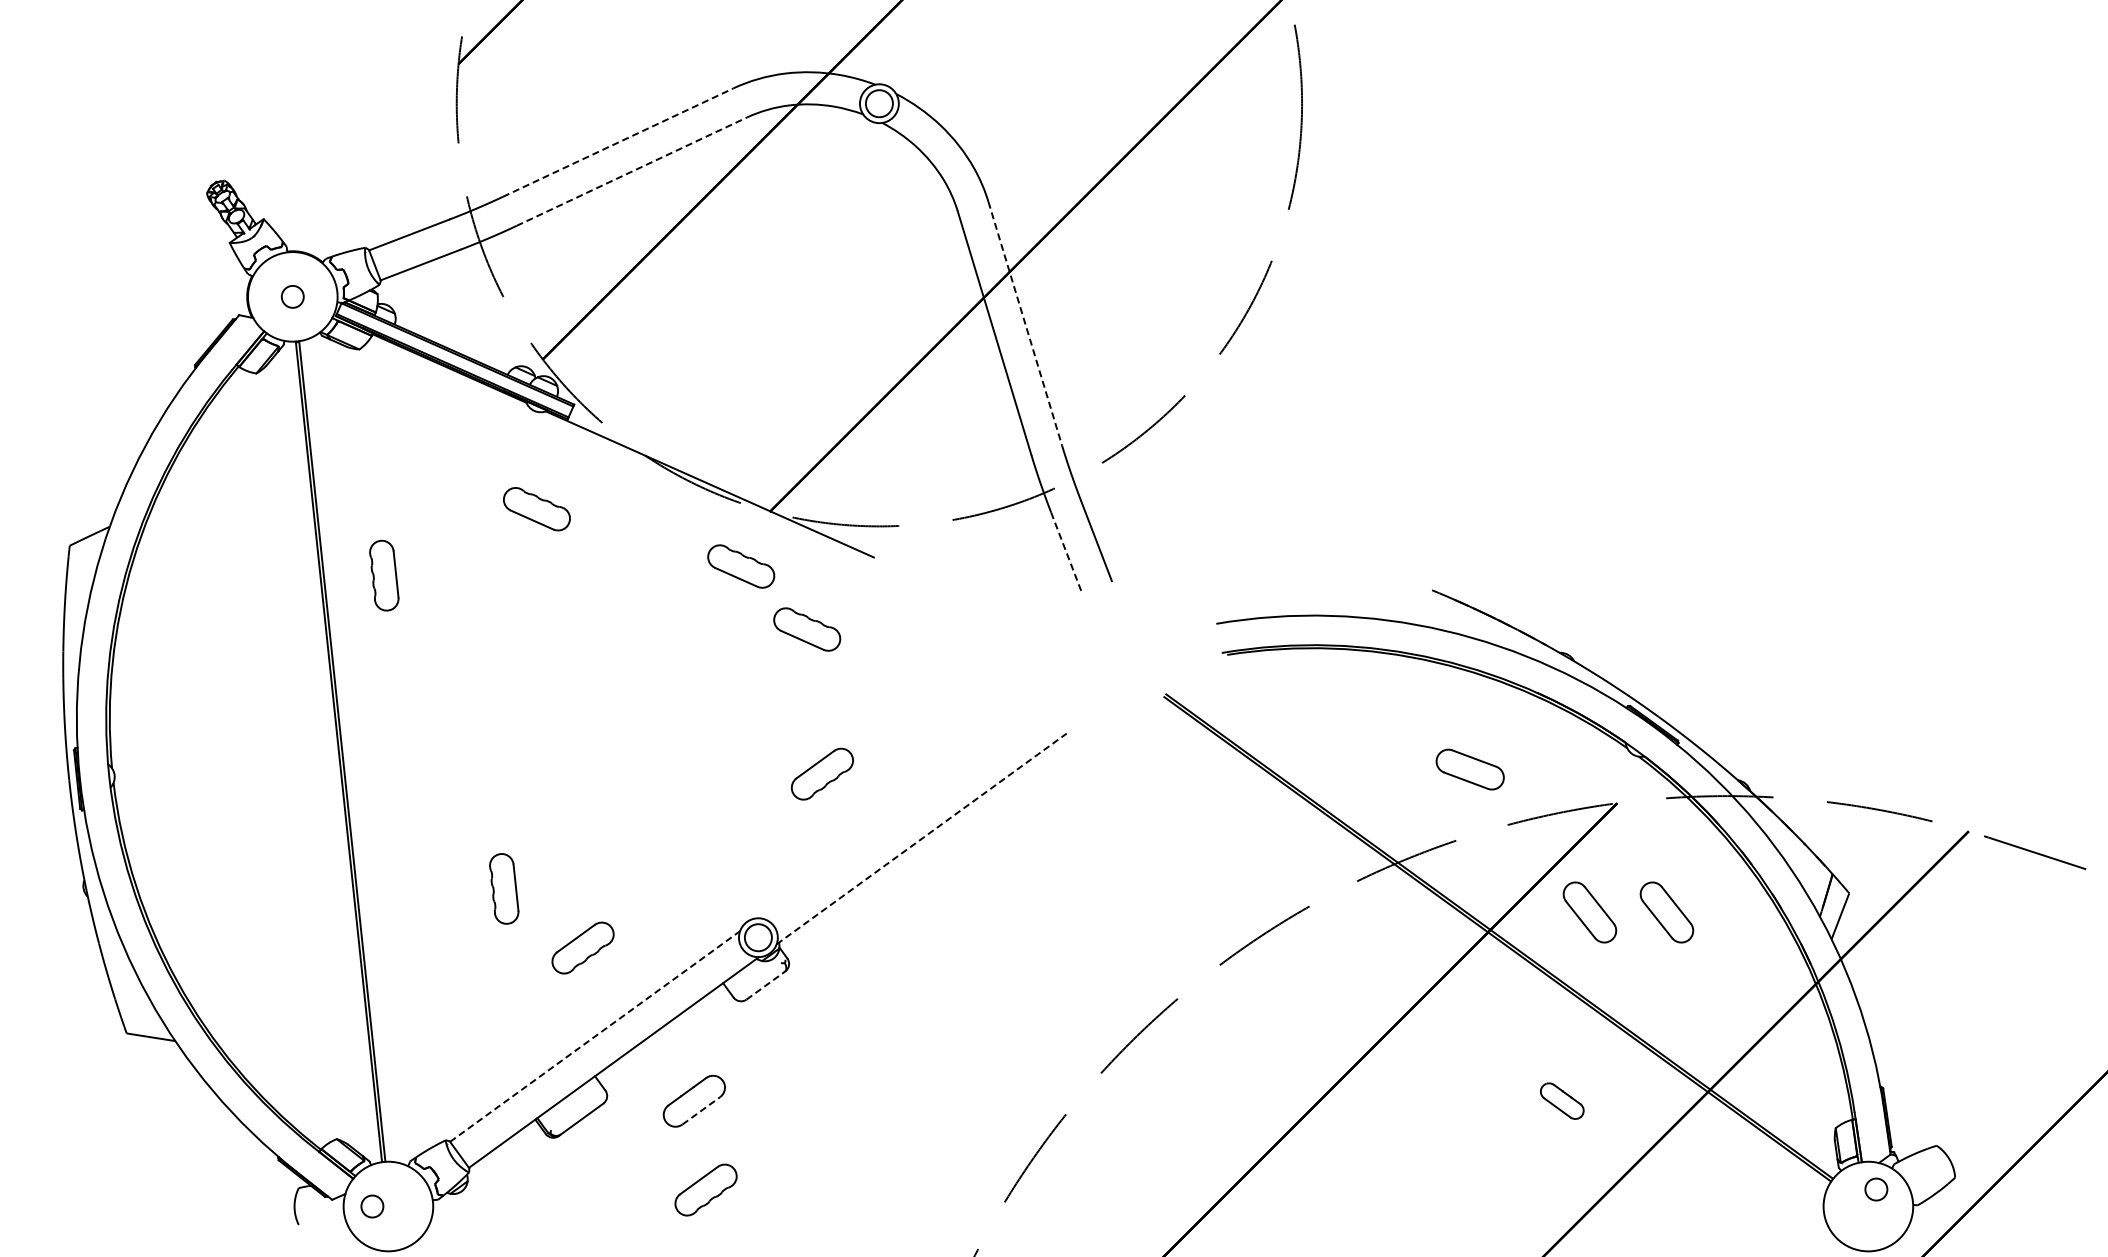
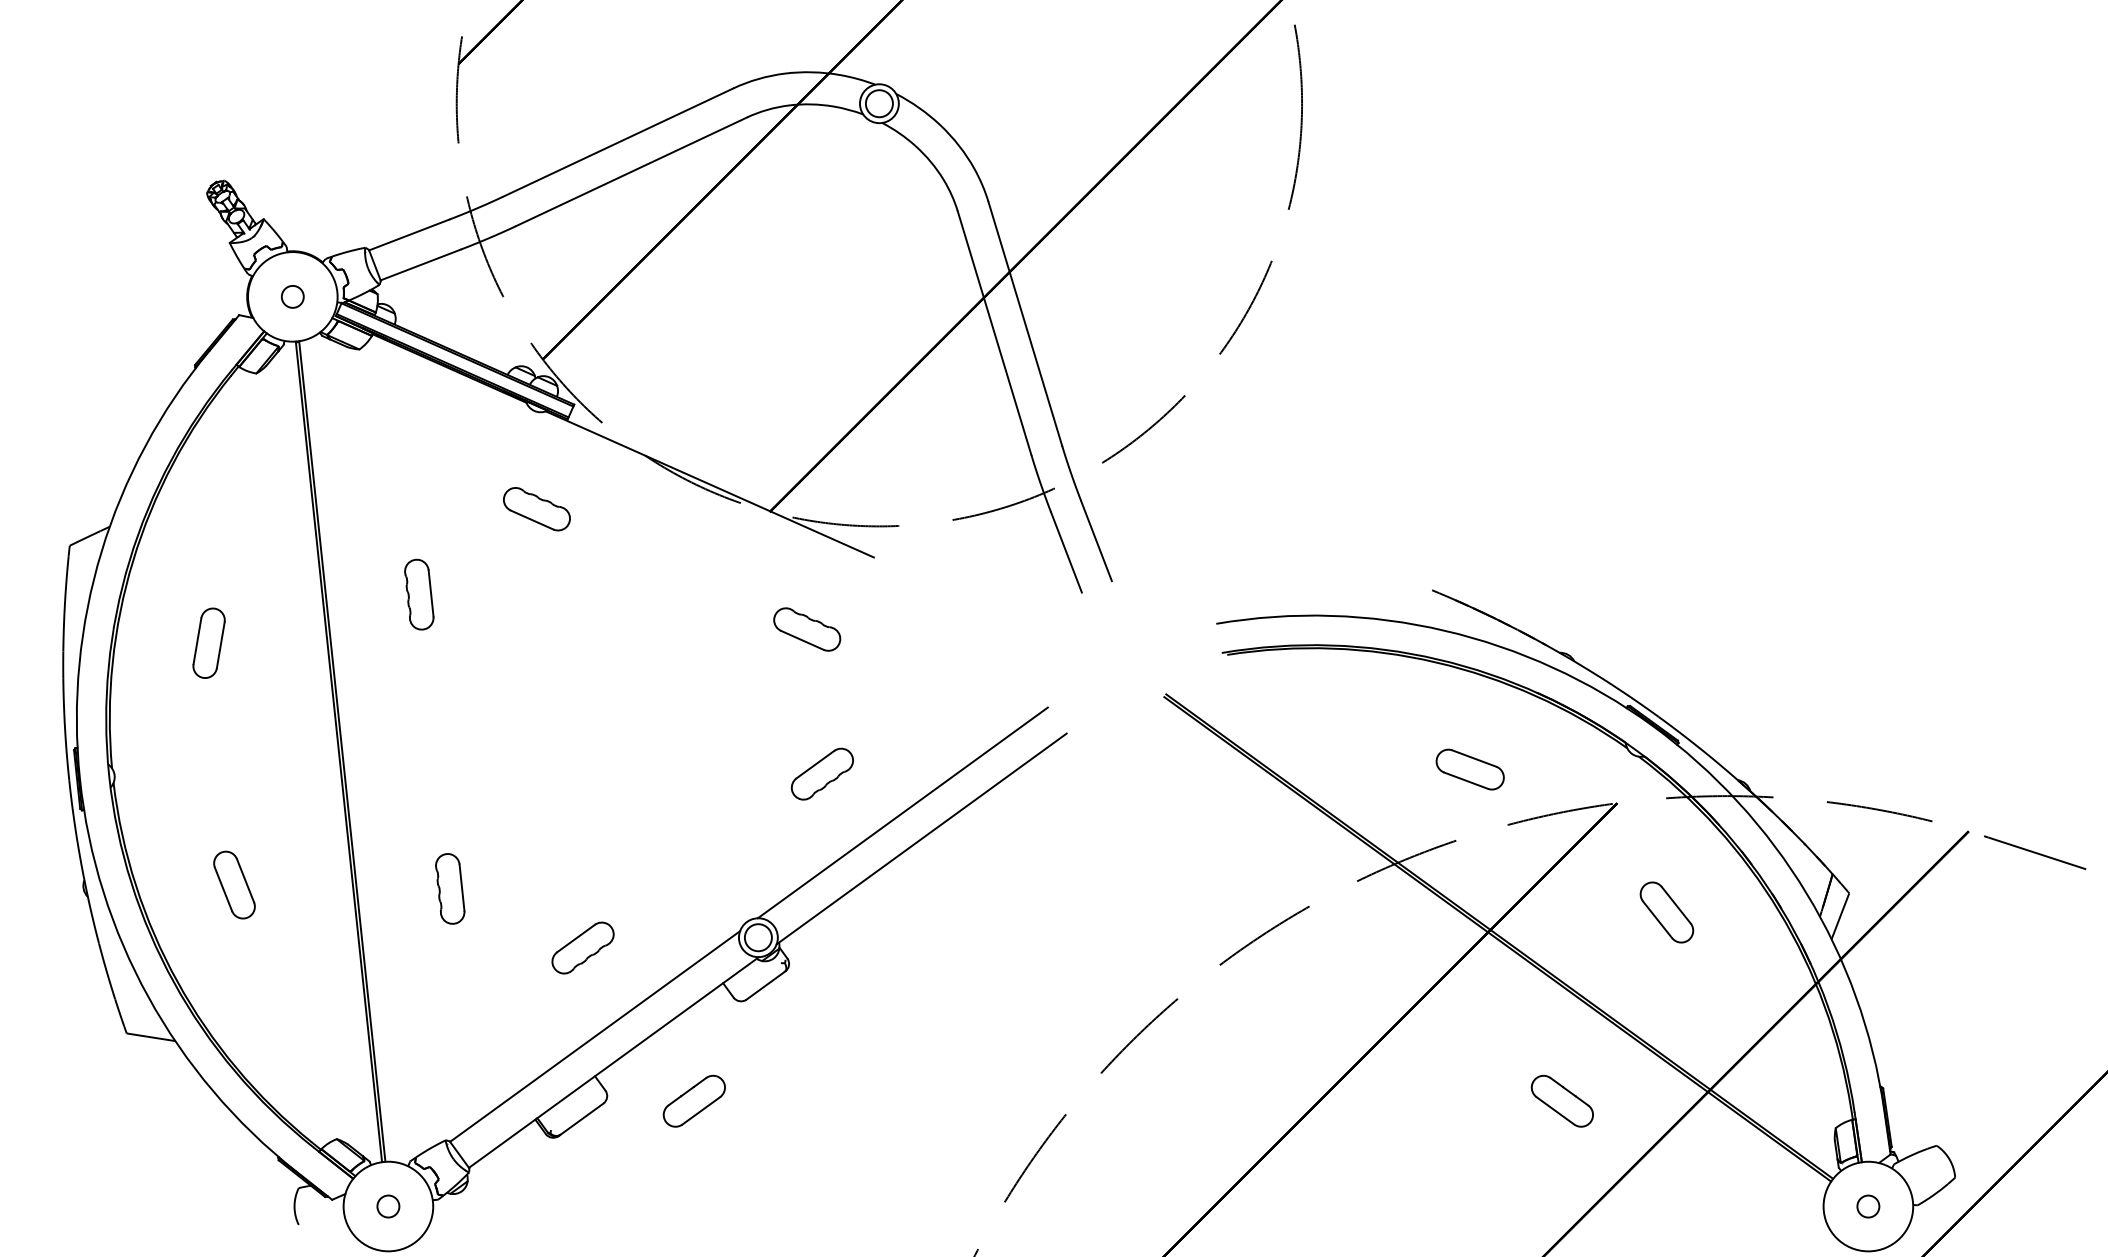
line: dashed -> solid (618, 142)
line: dashed -> solid (632, 171)
line: dashed -> solid (1025, 324)
line: dashed -> solid (1066, 552)
part: present -> none (741, 566)
part position: (384, 575) -> (419, 594) (419, 594)
part: none -> present (208, 642)
line: none -> present (902, 812)
line: dashed -> solid (922, 838)
part: none -> present (234, 884)
part position: (504, 888) -> (450, 888) (450, 888)
part: present -> none (1589, 912)
line: dashed -> solid (765, 985)
line: dashed -> solid (595, 1036)
part size: 45x38 px -> 64x54 px (1561, 1100)
line: dashed -> solid (701, 1110)
part: present -> none (705, 1189)
circle position: (1876, 1189) -> (1868, 1206) (1868, 1206)
circle position: (372, 1206) -> (388, 1206) (388, 1206)
